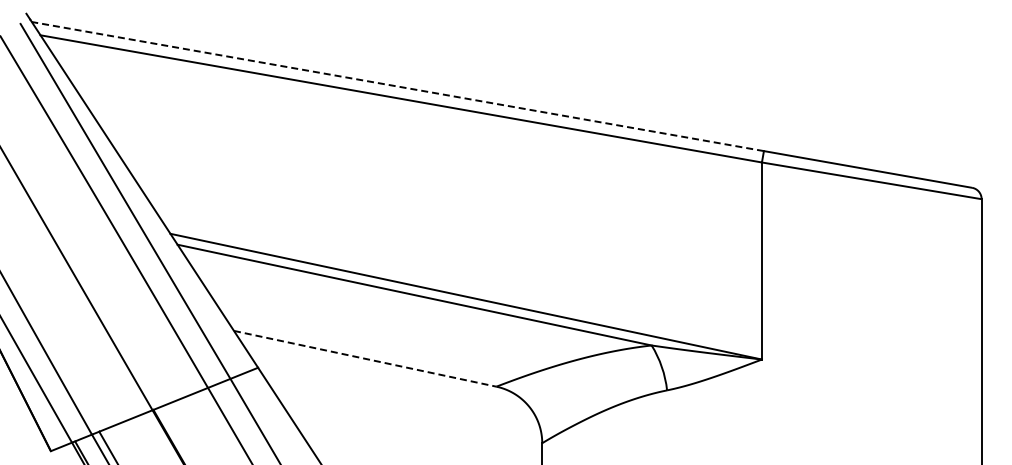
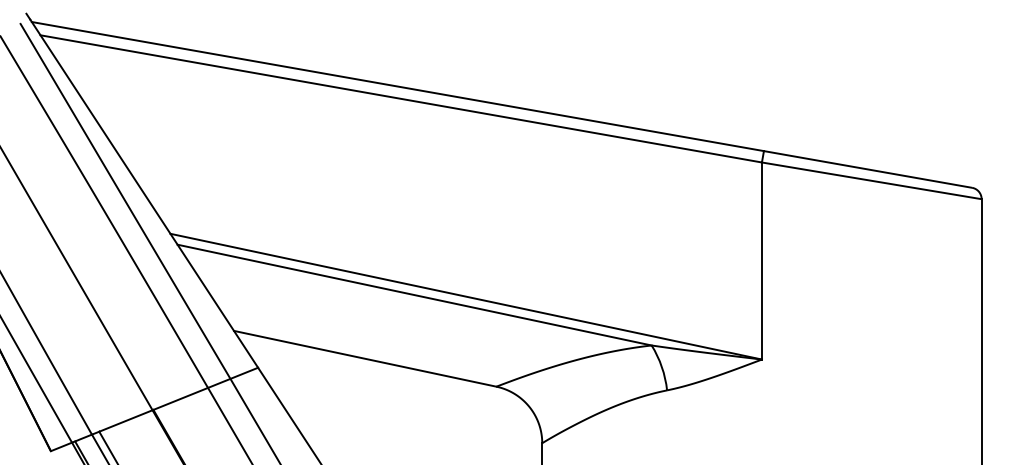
line: dashed -> solid (397, 86)
line: dashed -> solid (365, 358)
